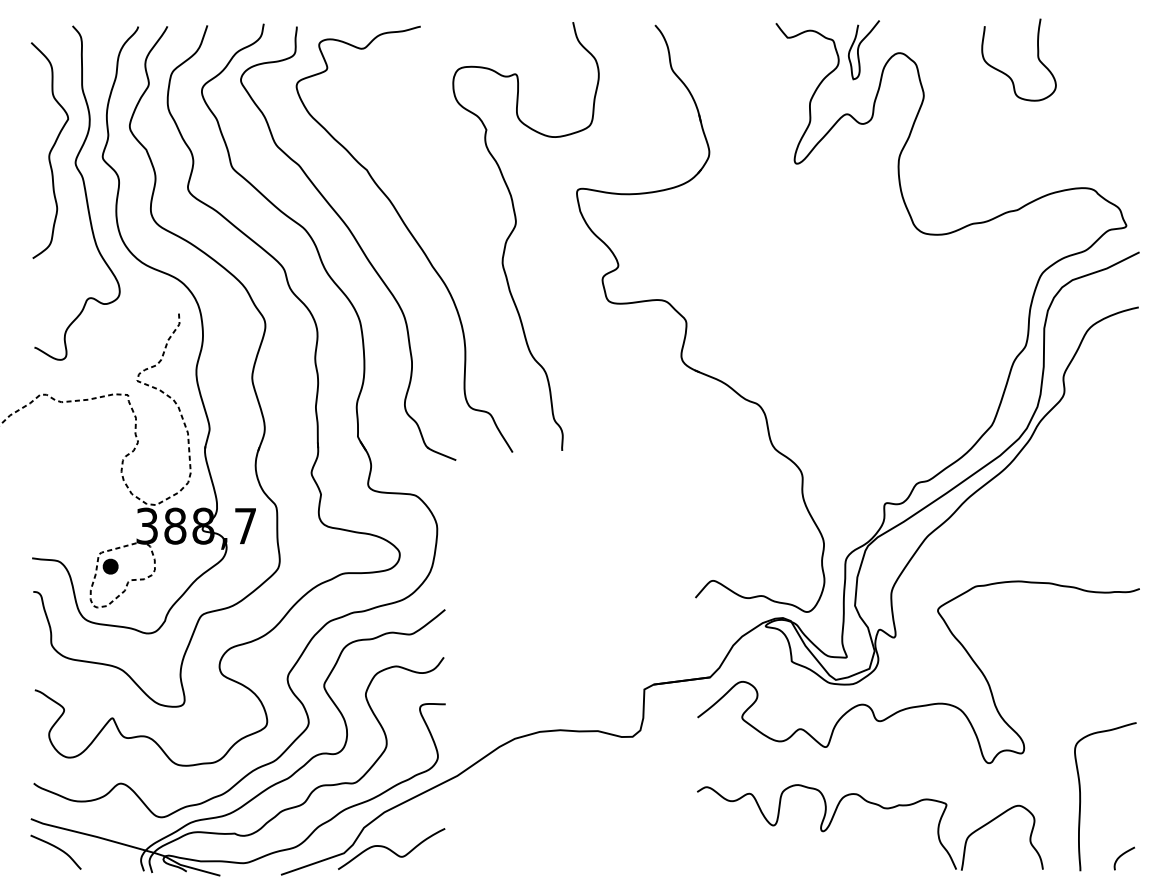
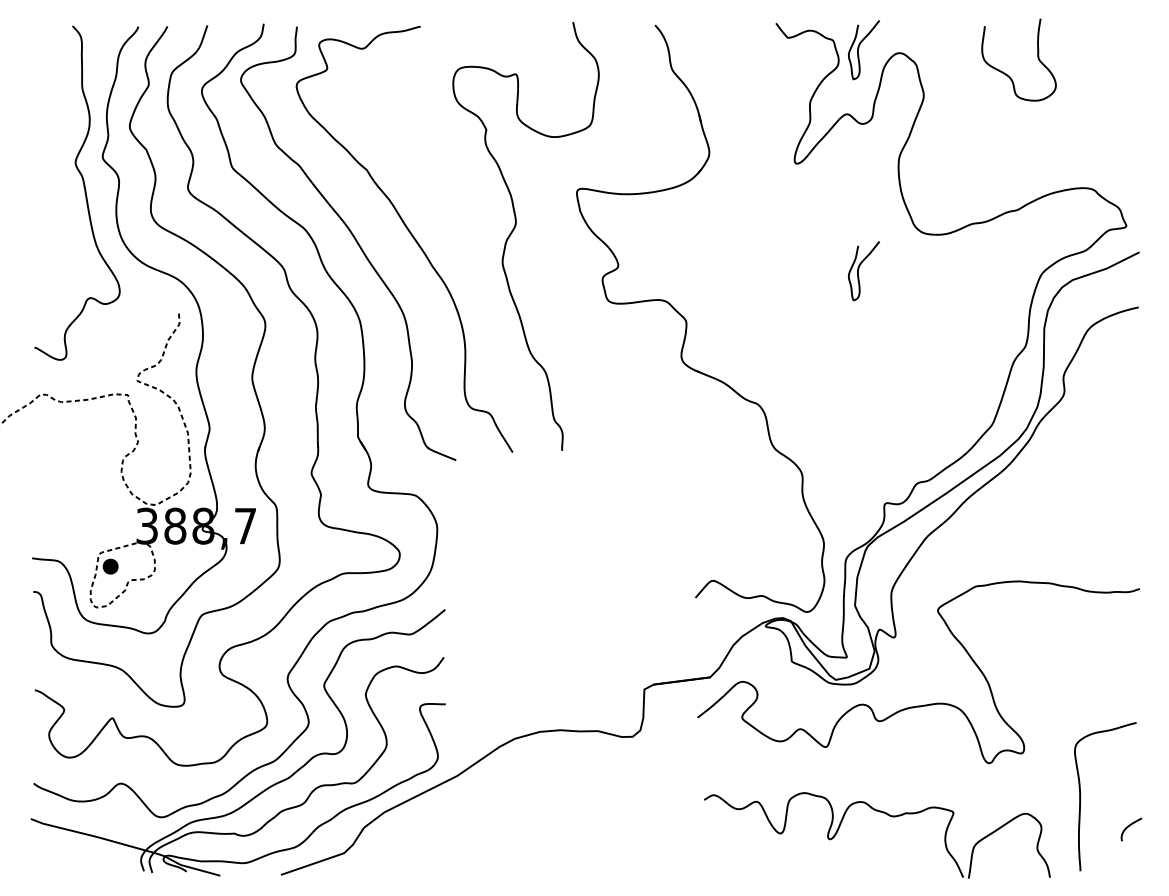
curve: present -> none (50, 150)
curve: none -> present (859, 269)
part position: (880, 807) -> (887, 815) (887, 815)
curve: present -> none (56, 848)
curve: present -> none (391, 849)
curve position: (1121, 856) -> (1128, 827) (1128, 827)
